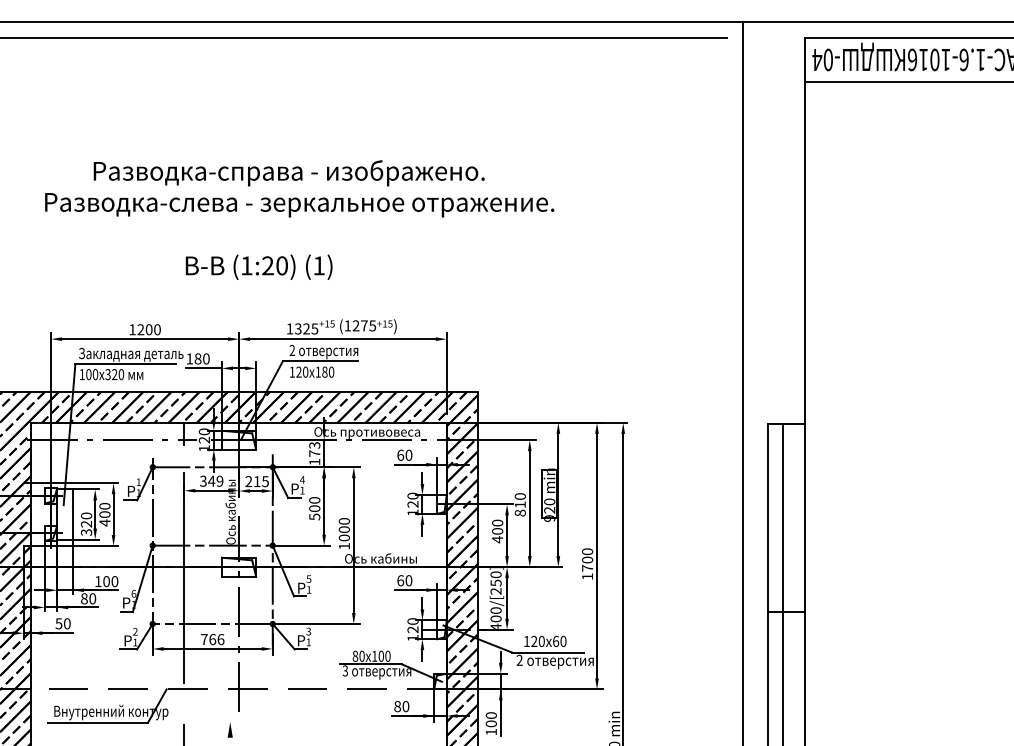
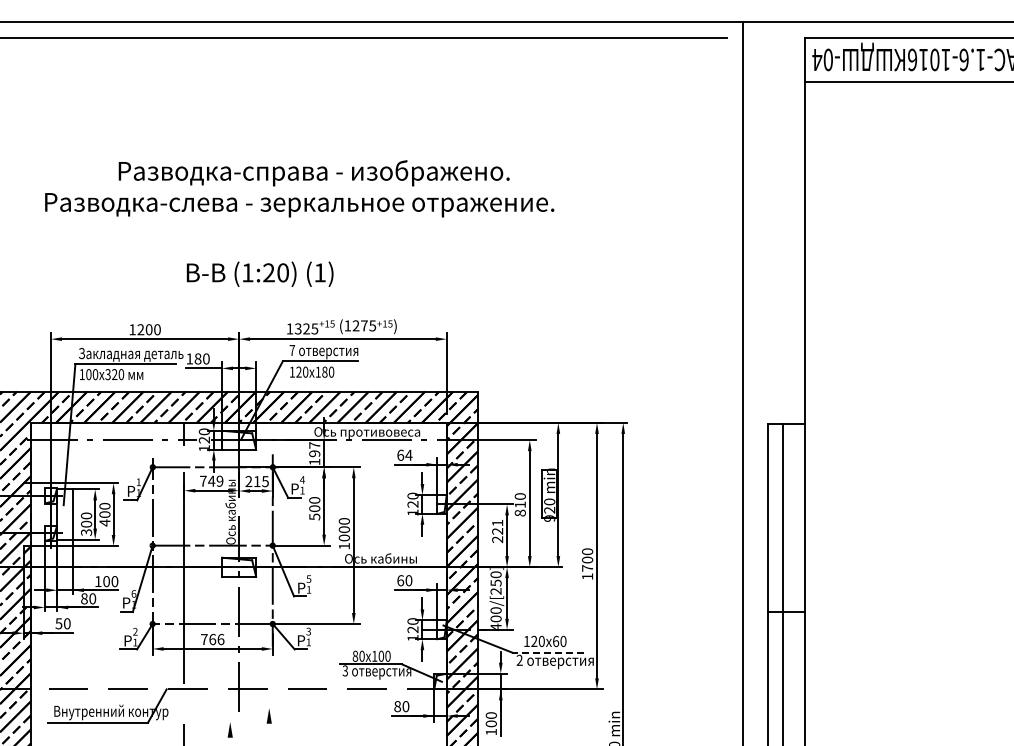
text position: (288, 173) -> (313, 173) (313, 173)
text position: (258, 266) -> (259, 273) (259, 273)
text: 2 -> 7 (292, 349)
text: 173 -> 197 (314, 449)
text: 60 -> 64 (408, 454)
text: 349 -> 749 (203, 480)
text: 320 -> 300 (86, 523)
text: 400 -> 221 (497, 531)
line: solid -> dashed (547, 652)
part: none -> present (268, 715)
